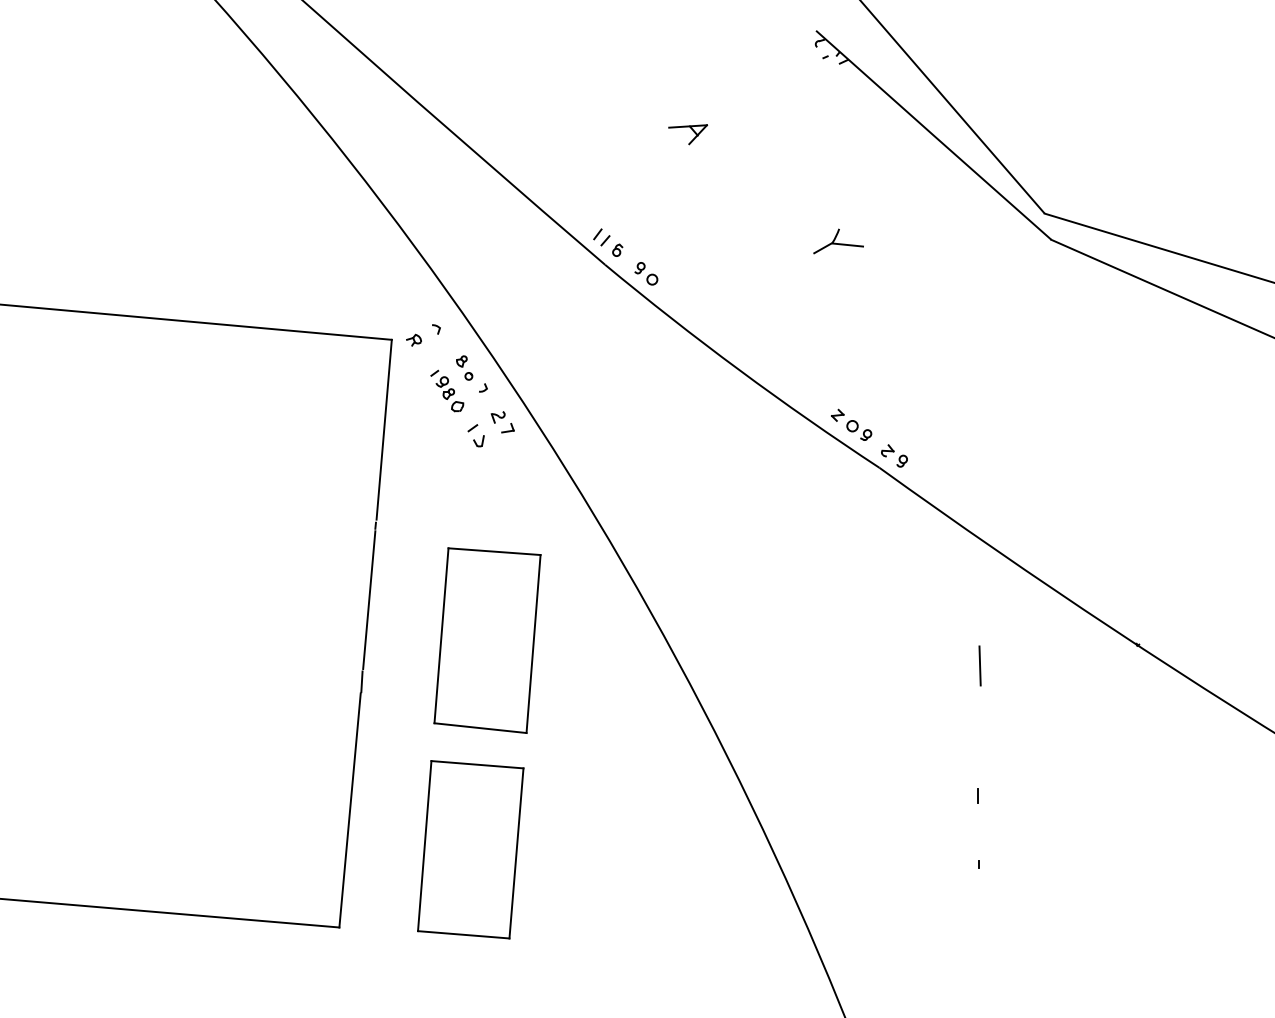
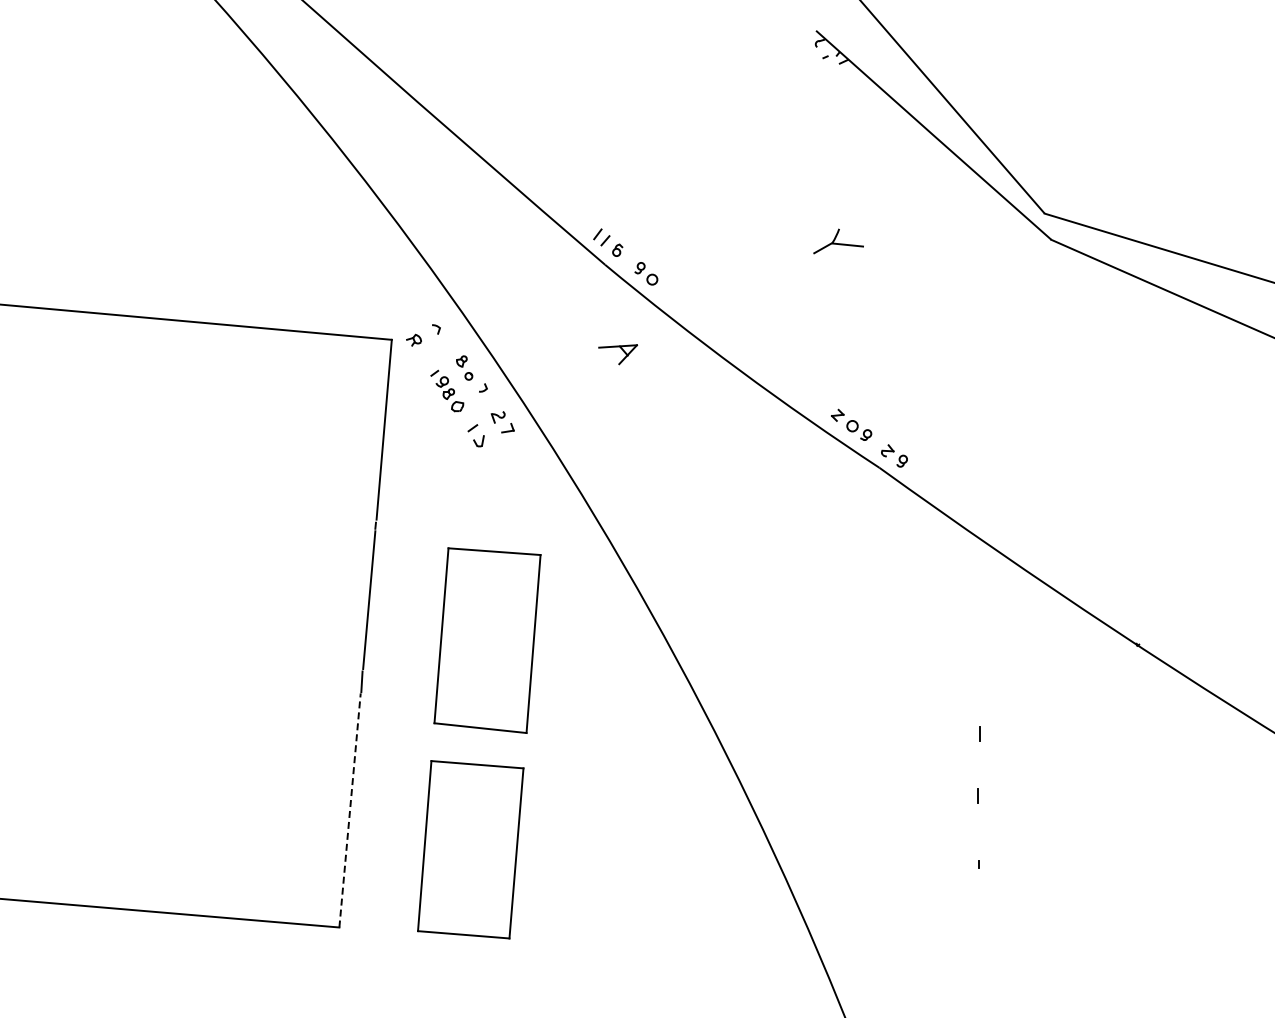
part position: (688, 134) -> (618, 354) (618, 354)
line: present -> none (979, 665)
line: none -> present (979, 733)
line: solid -> dashed (350, 810)
